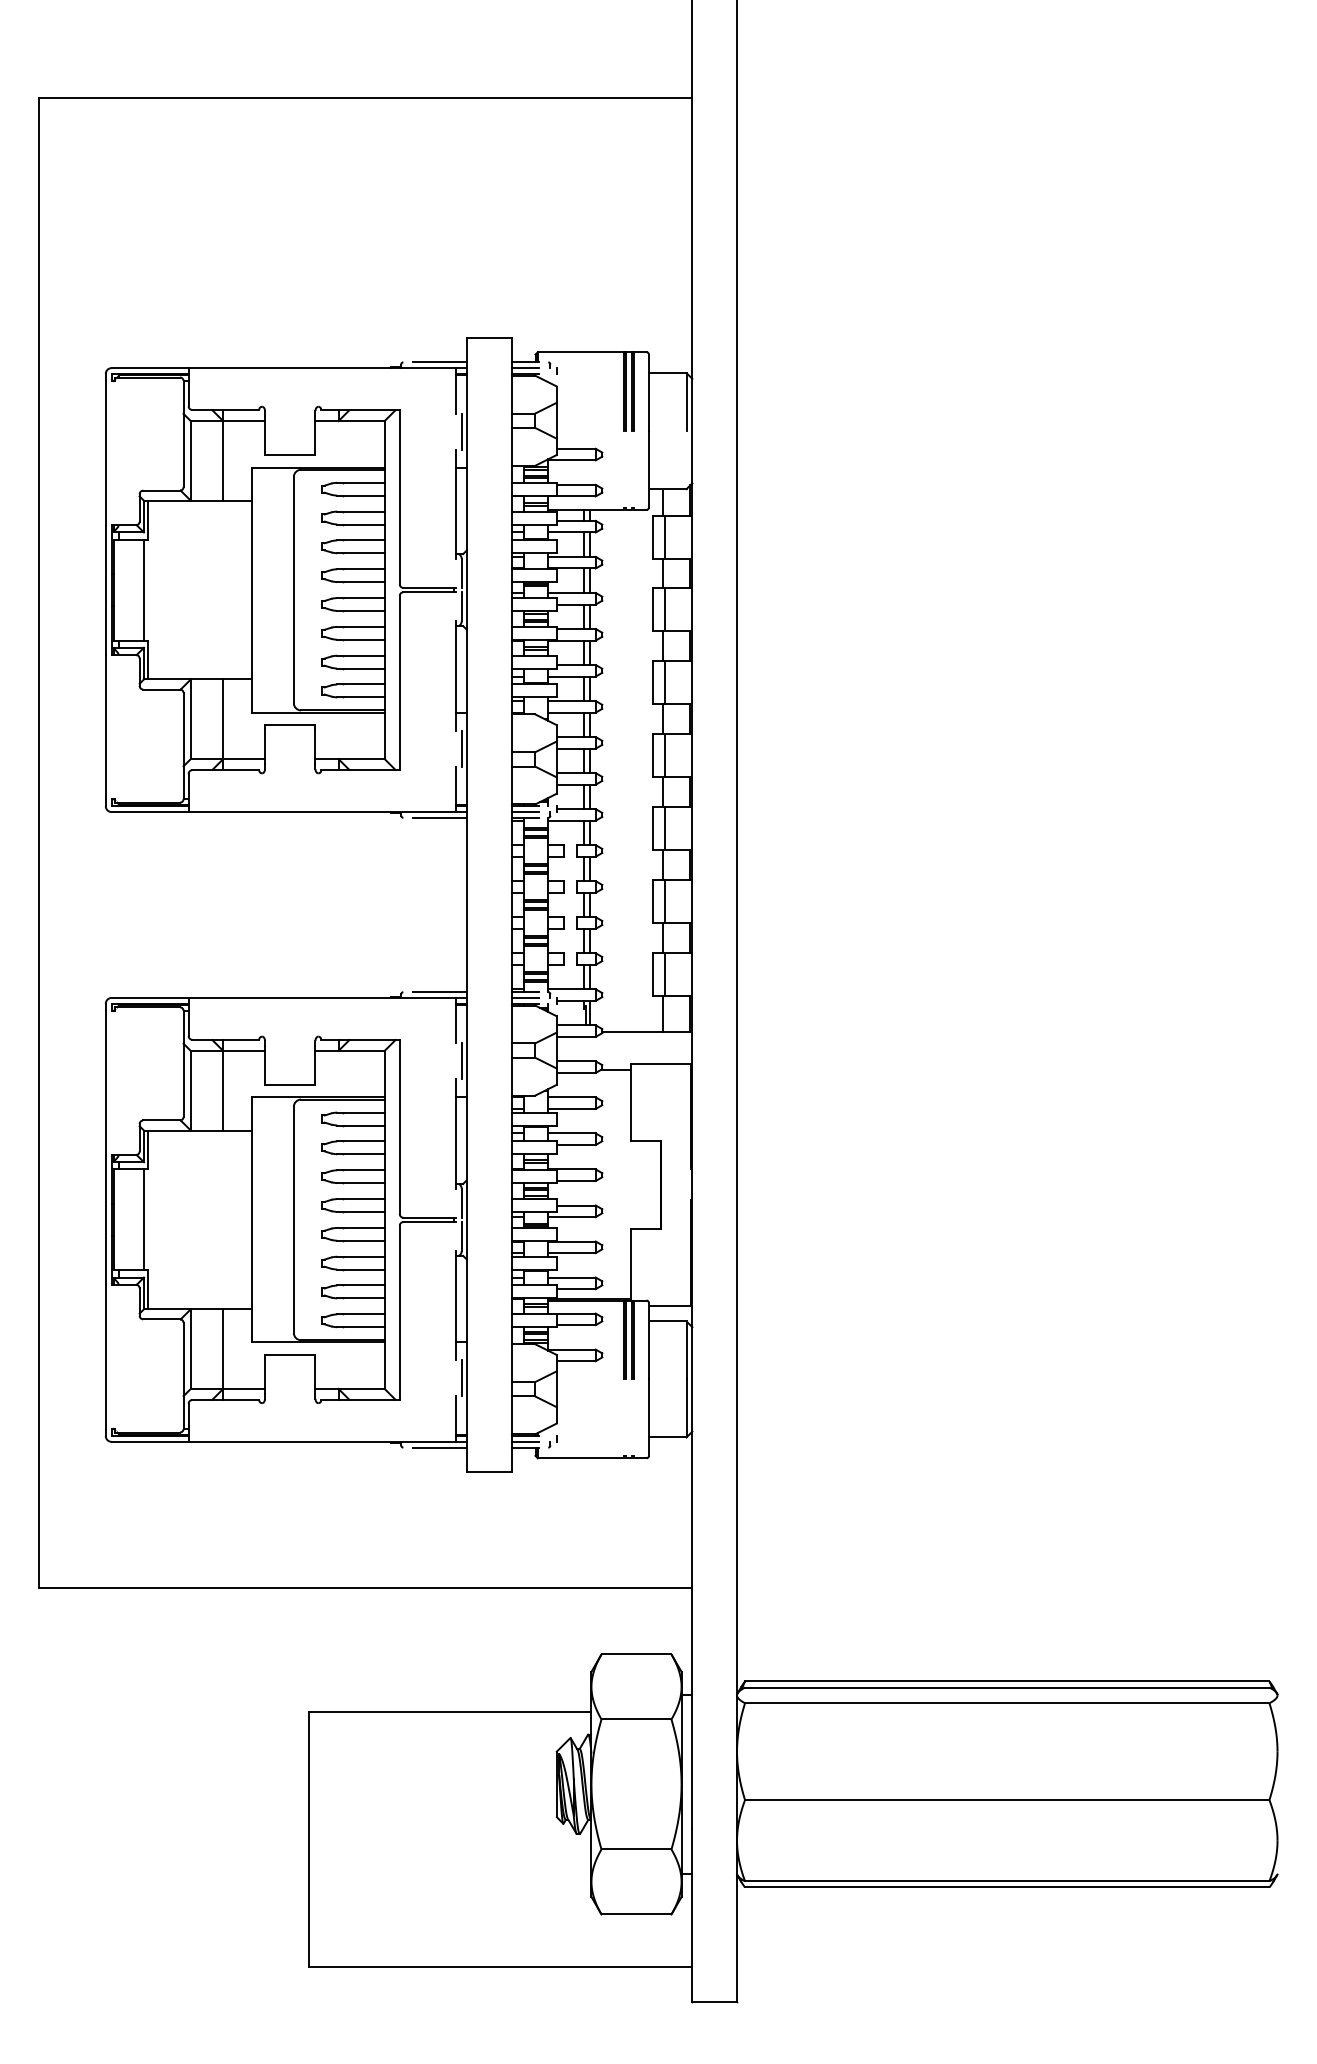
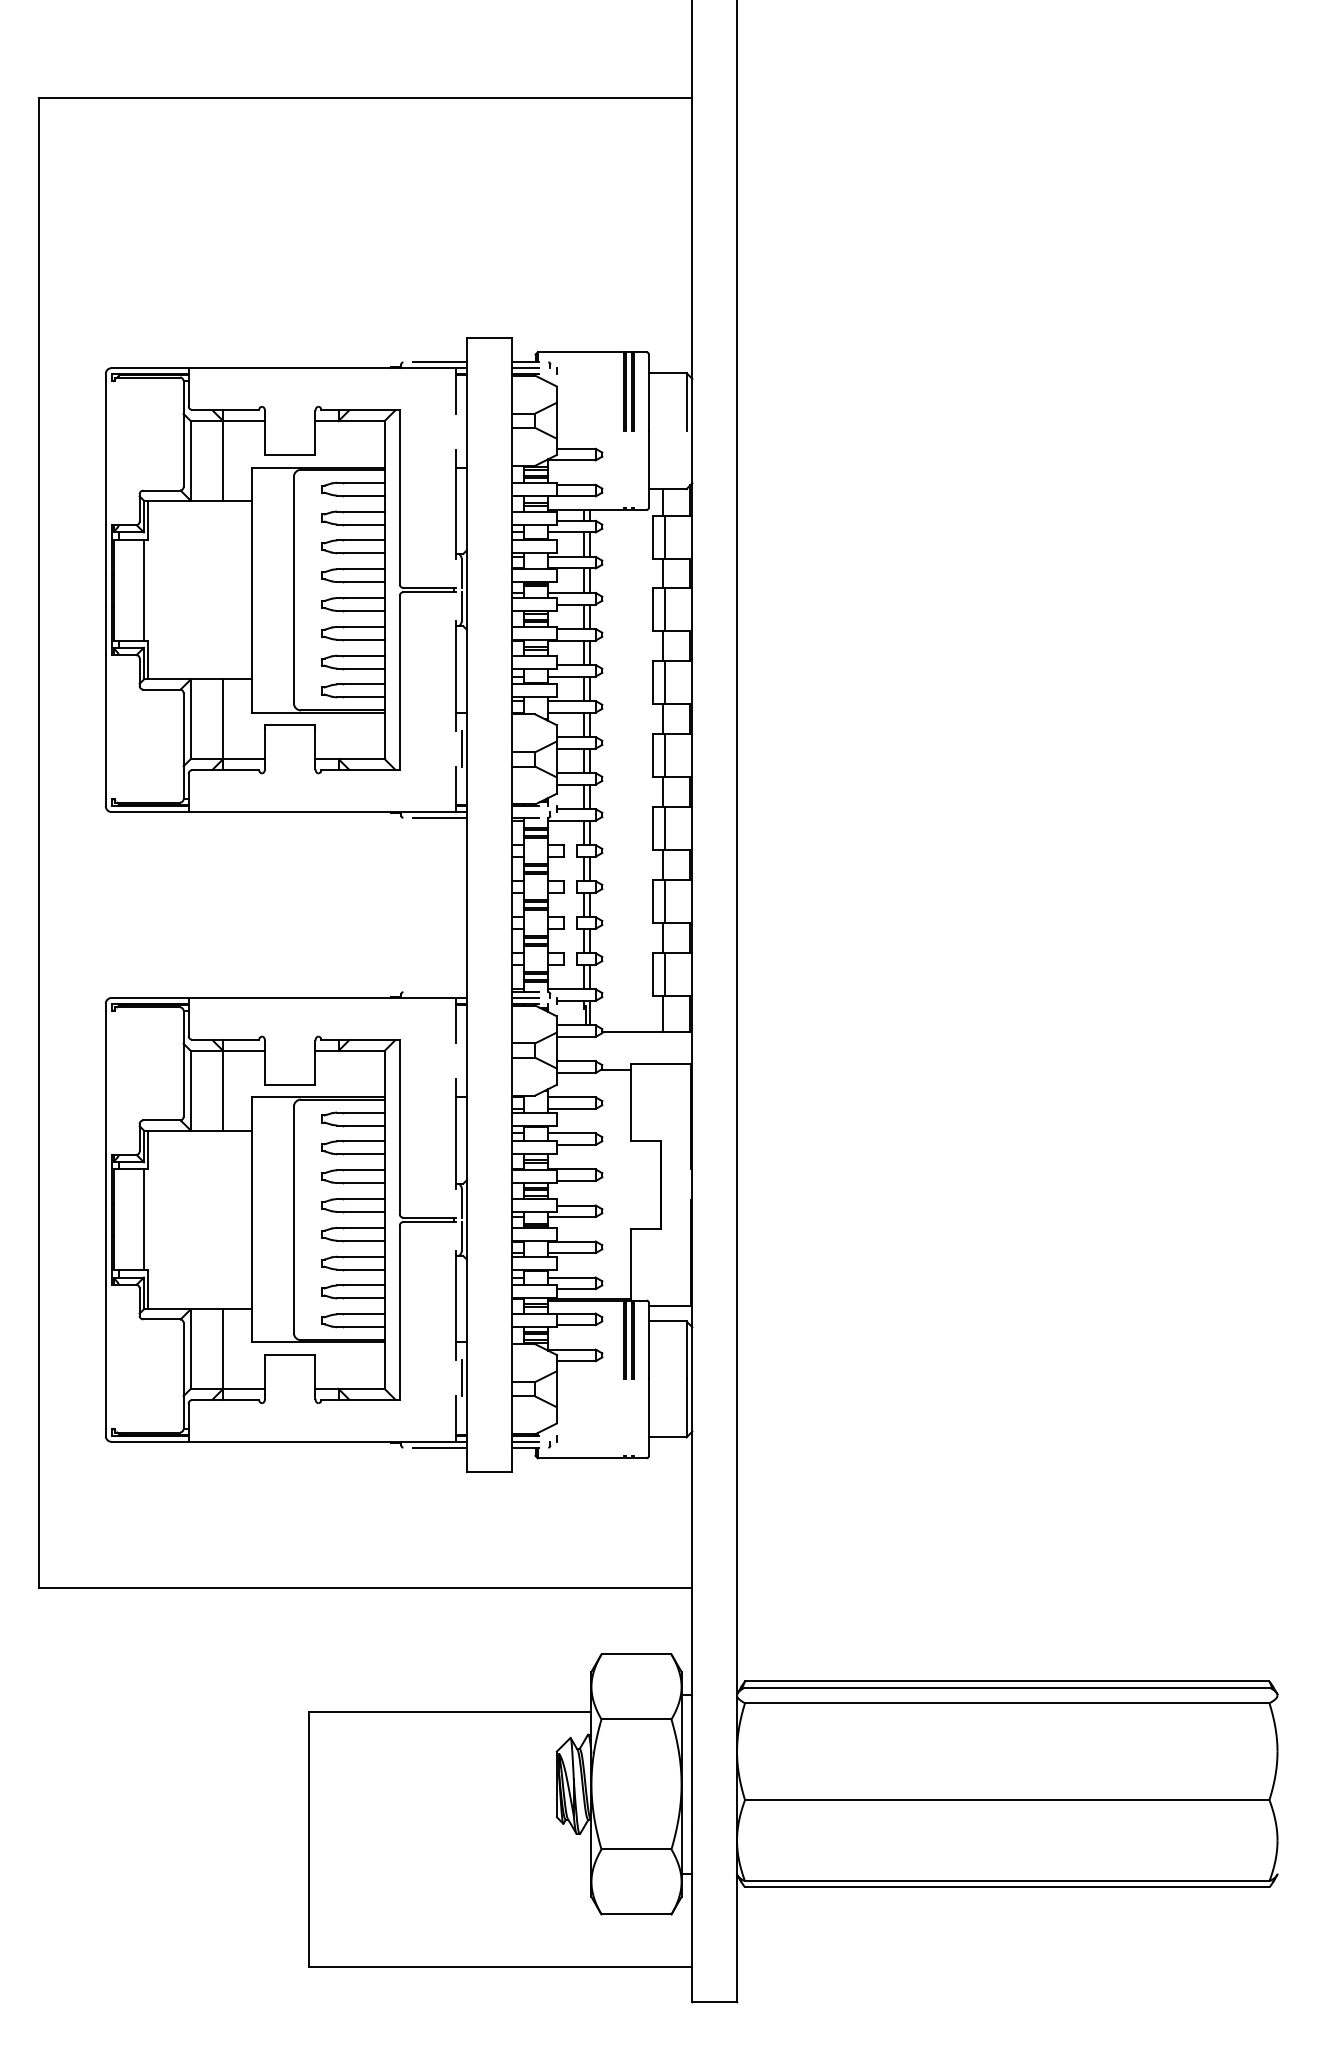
line: present -> none (461, 431)
line: present -> none (525, 812)
line: present -> none (439, 992)
line: present -> none (461, 1061)
